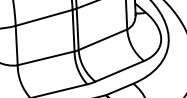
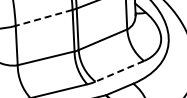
line: solid -> dashed (44, 17)
line: solid -> dashed (119, 71)
